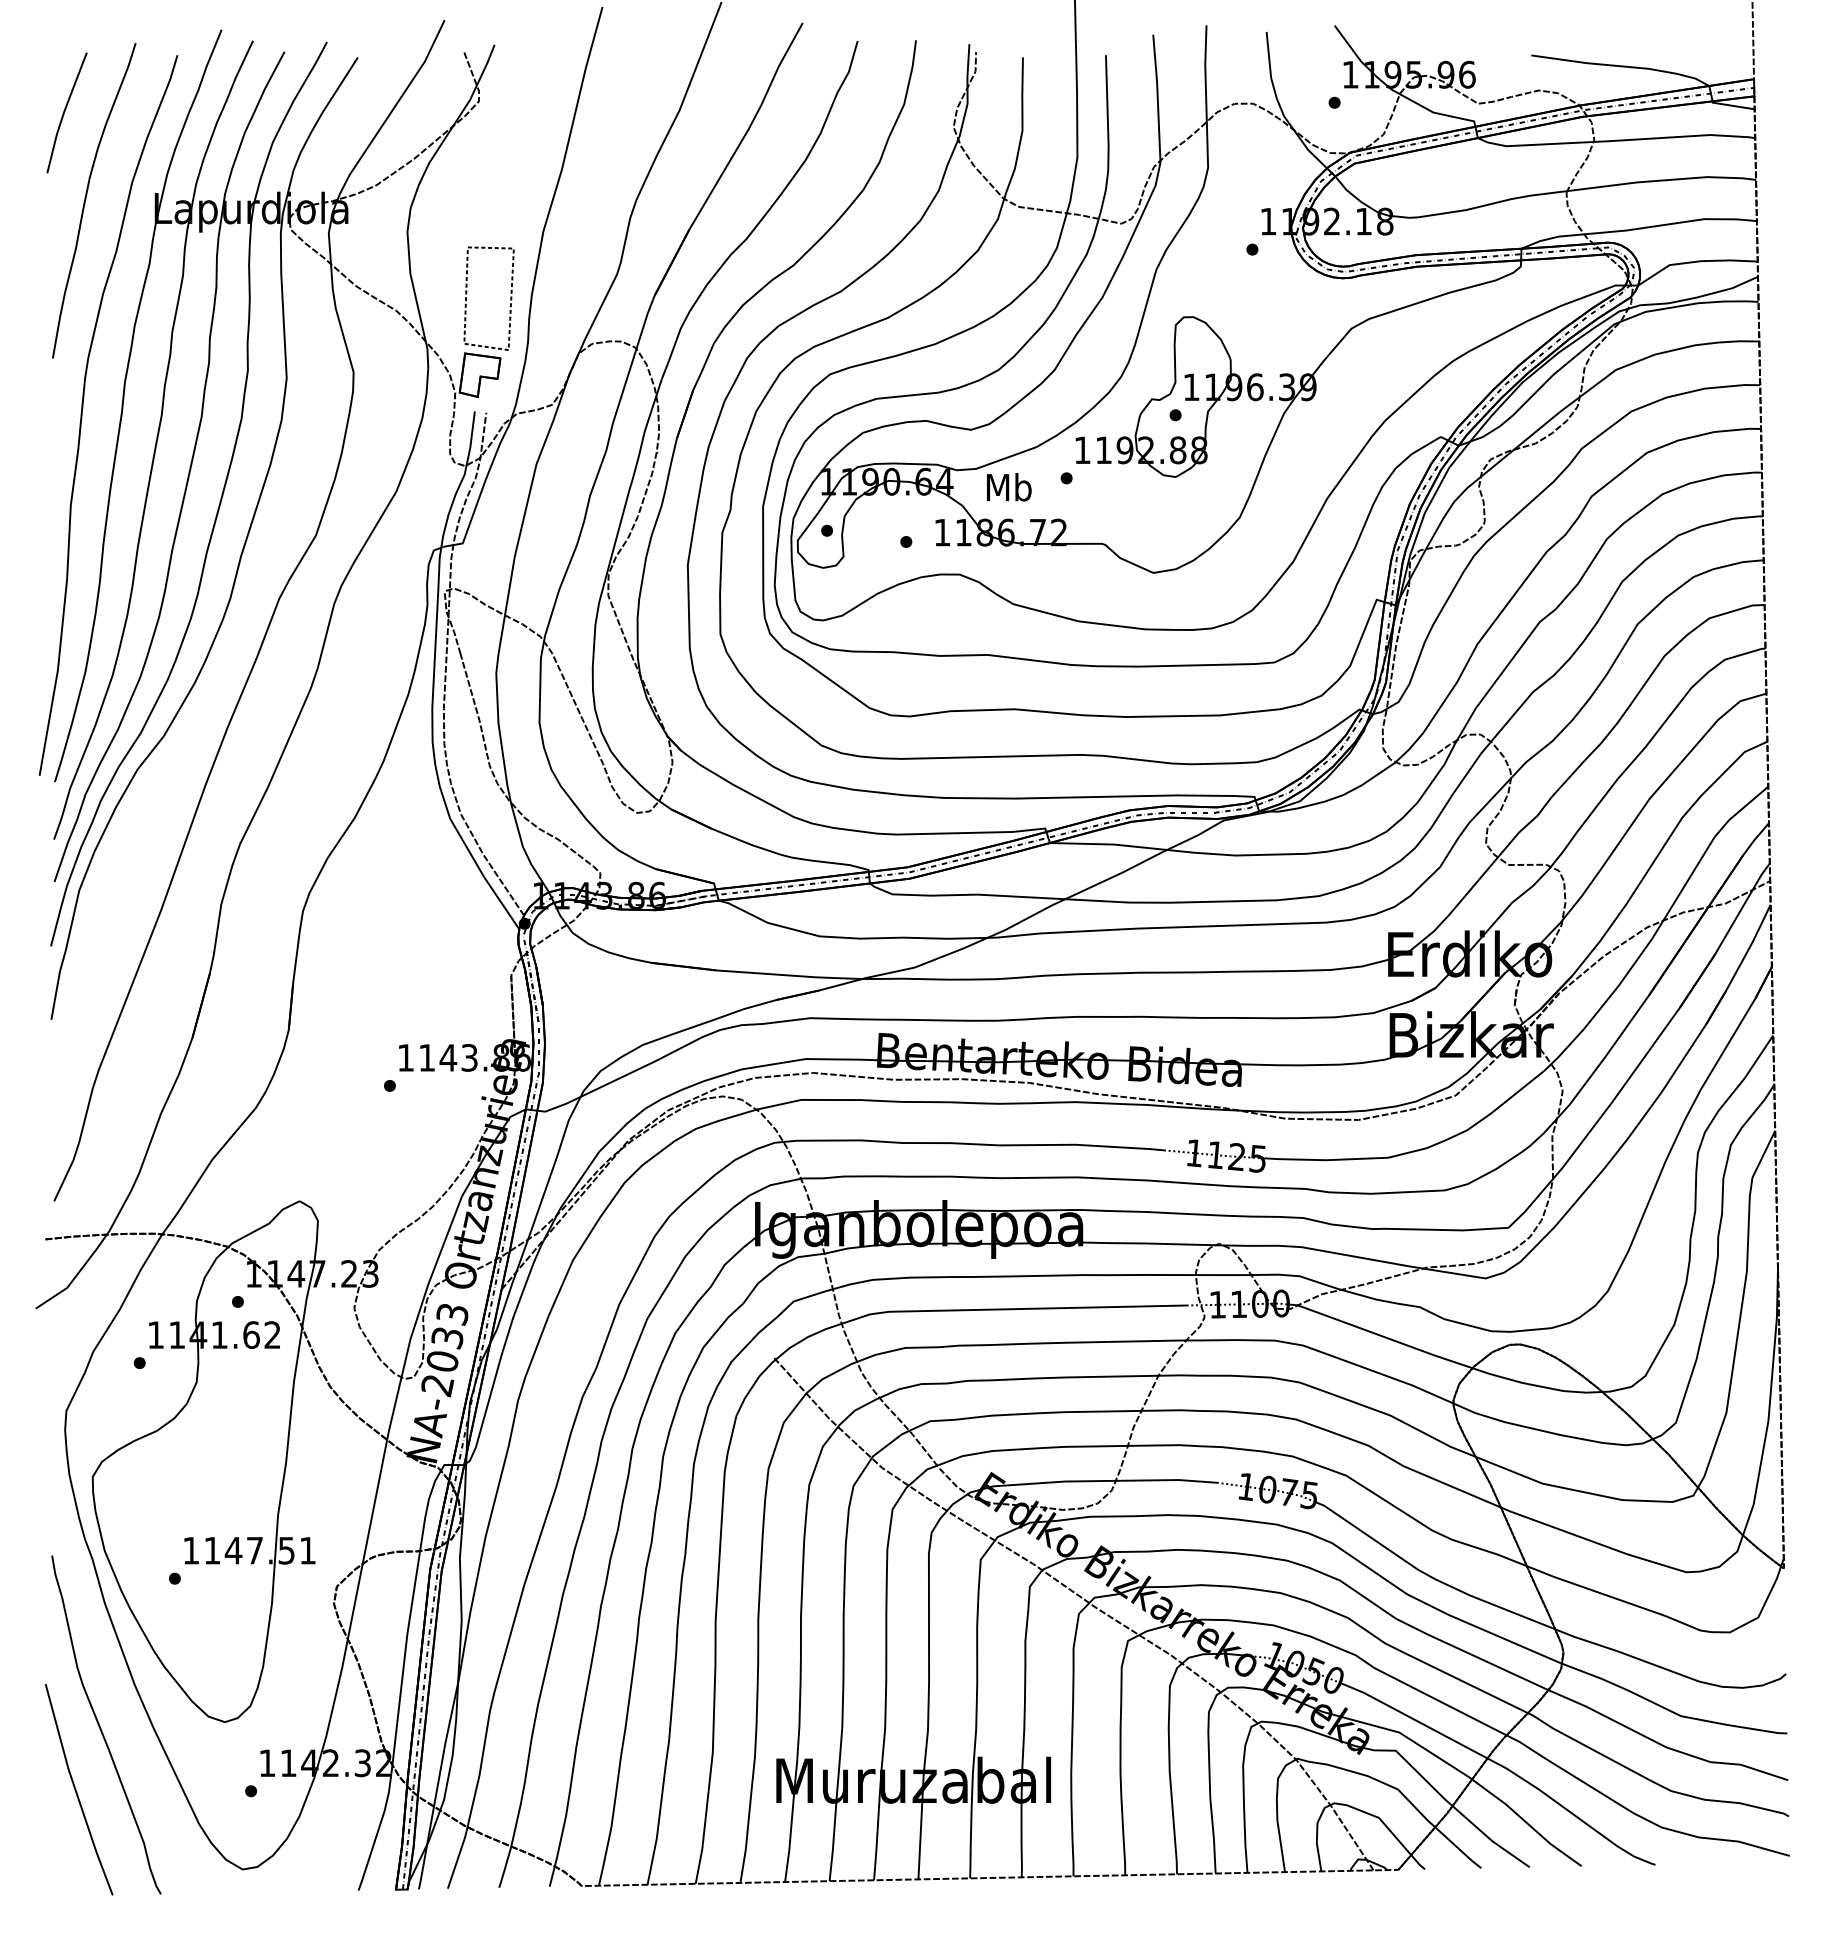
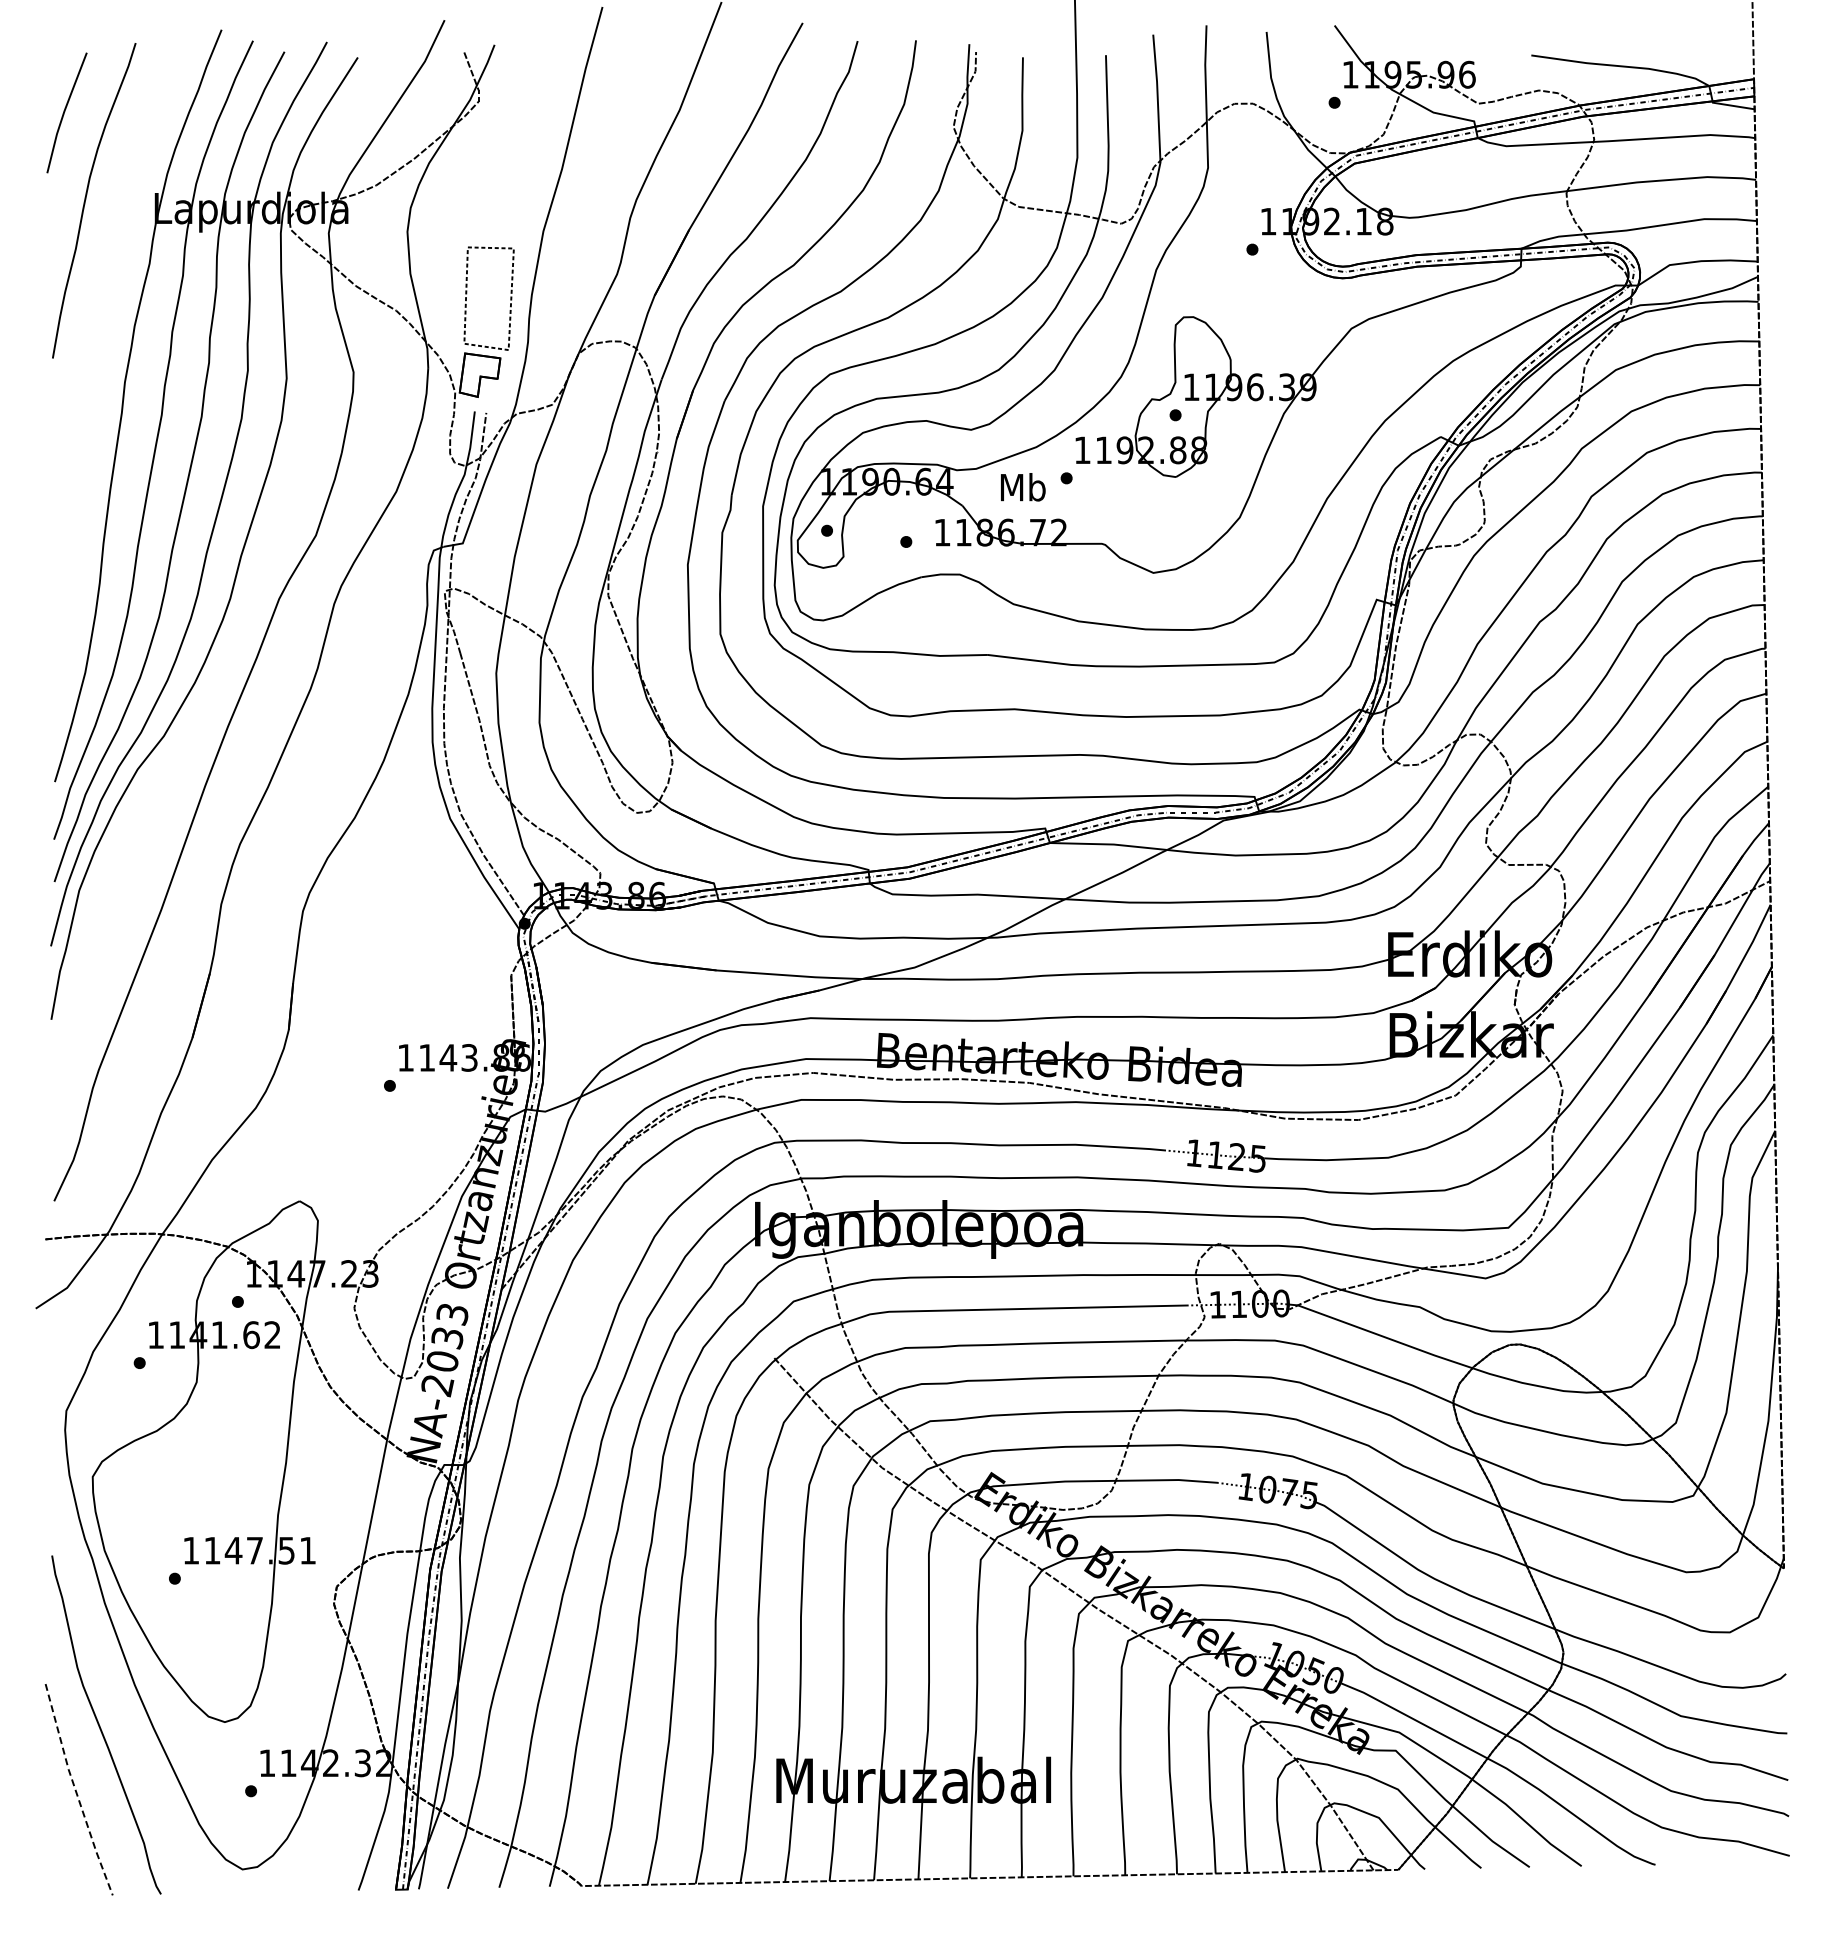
curve: present -> none (83, 408)
text position: (1009, 487) -> (1023, 487) (1023, 487)
line: solid -> dashed (75, 1791)
